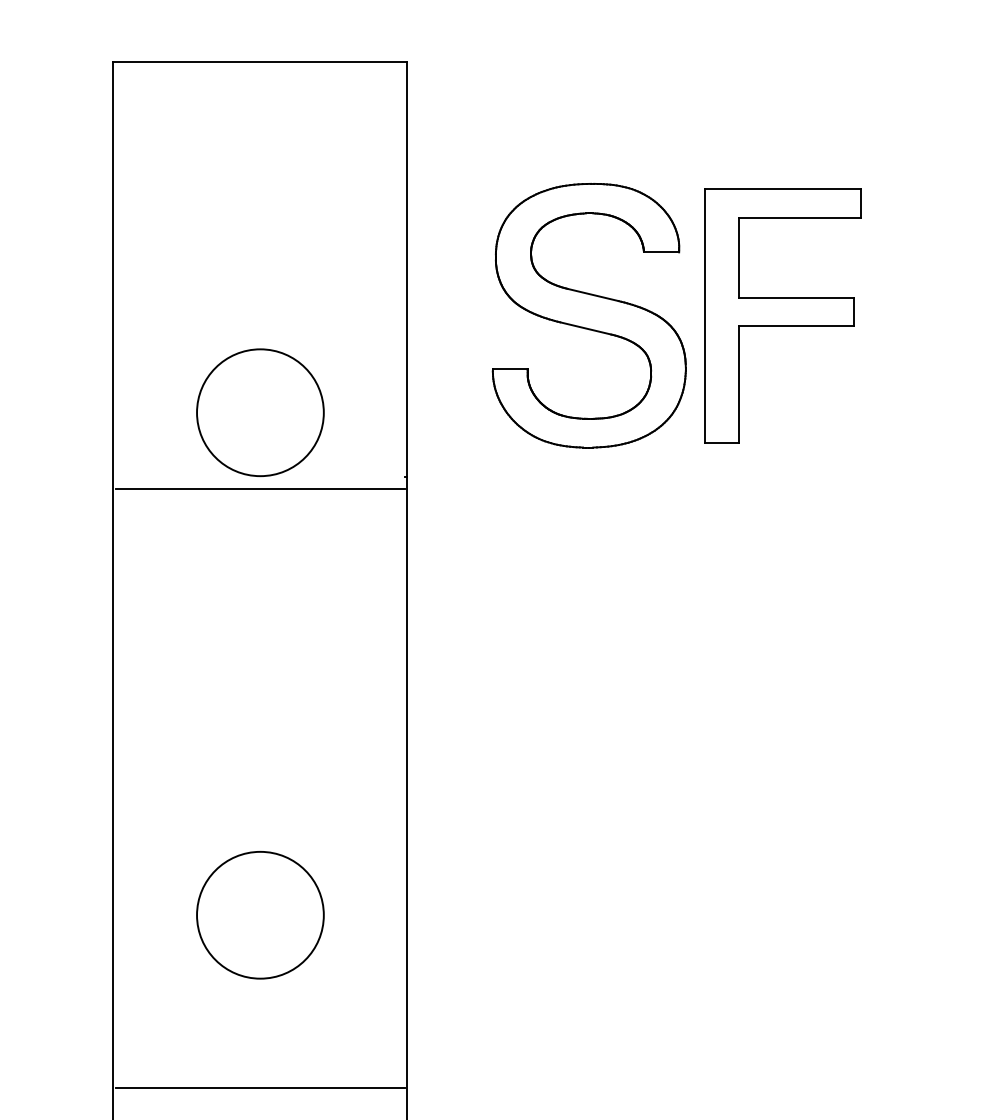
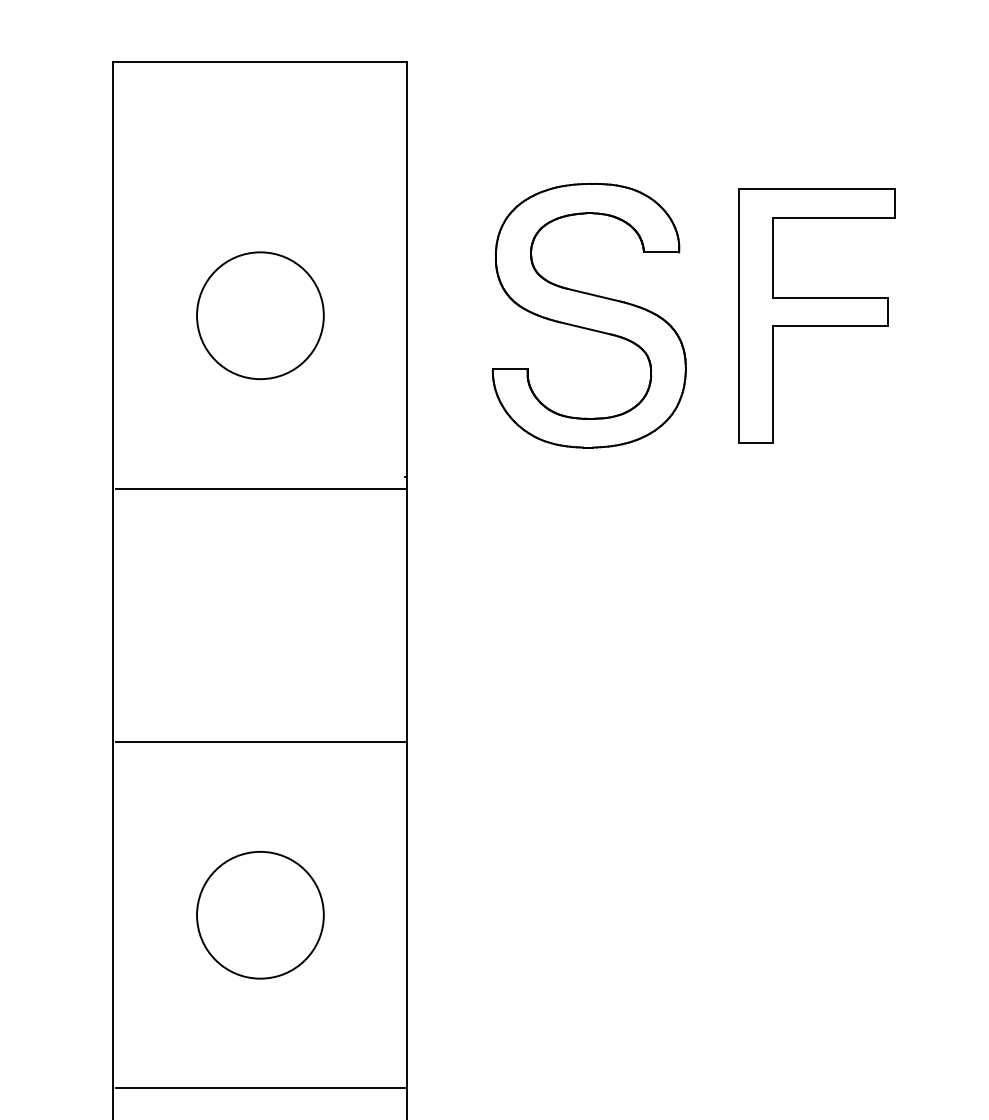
part position: (782, 315) -> (816, 315) (816, 315)
circle position: (260, 412) -> (260, 315) (260, 315)
line: none -> present (260, 742)
